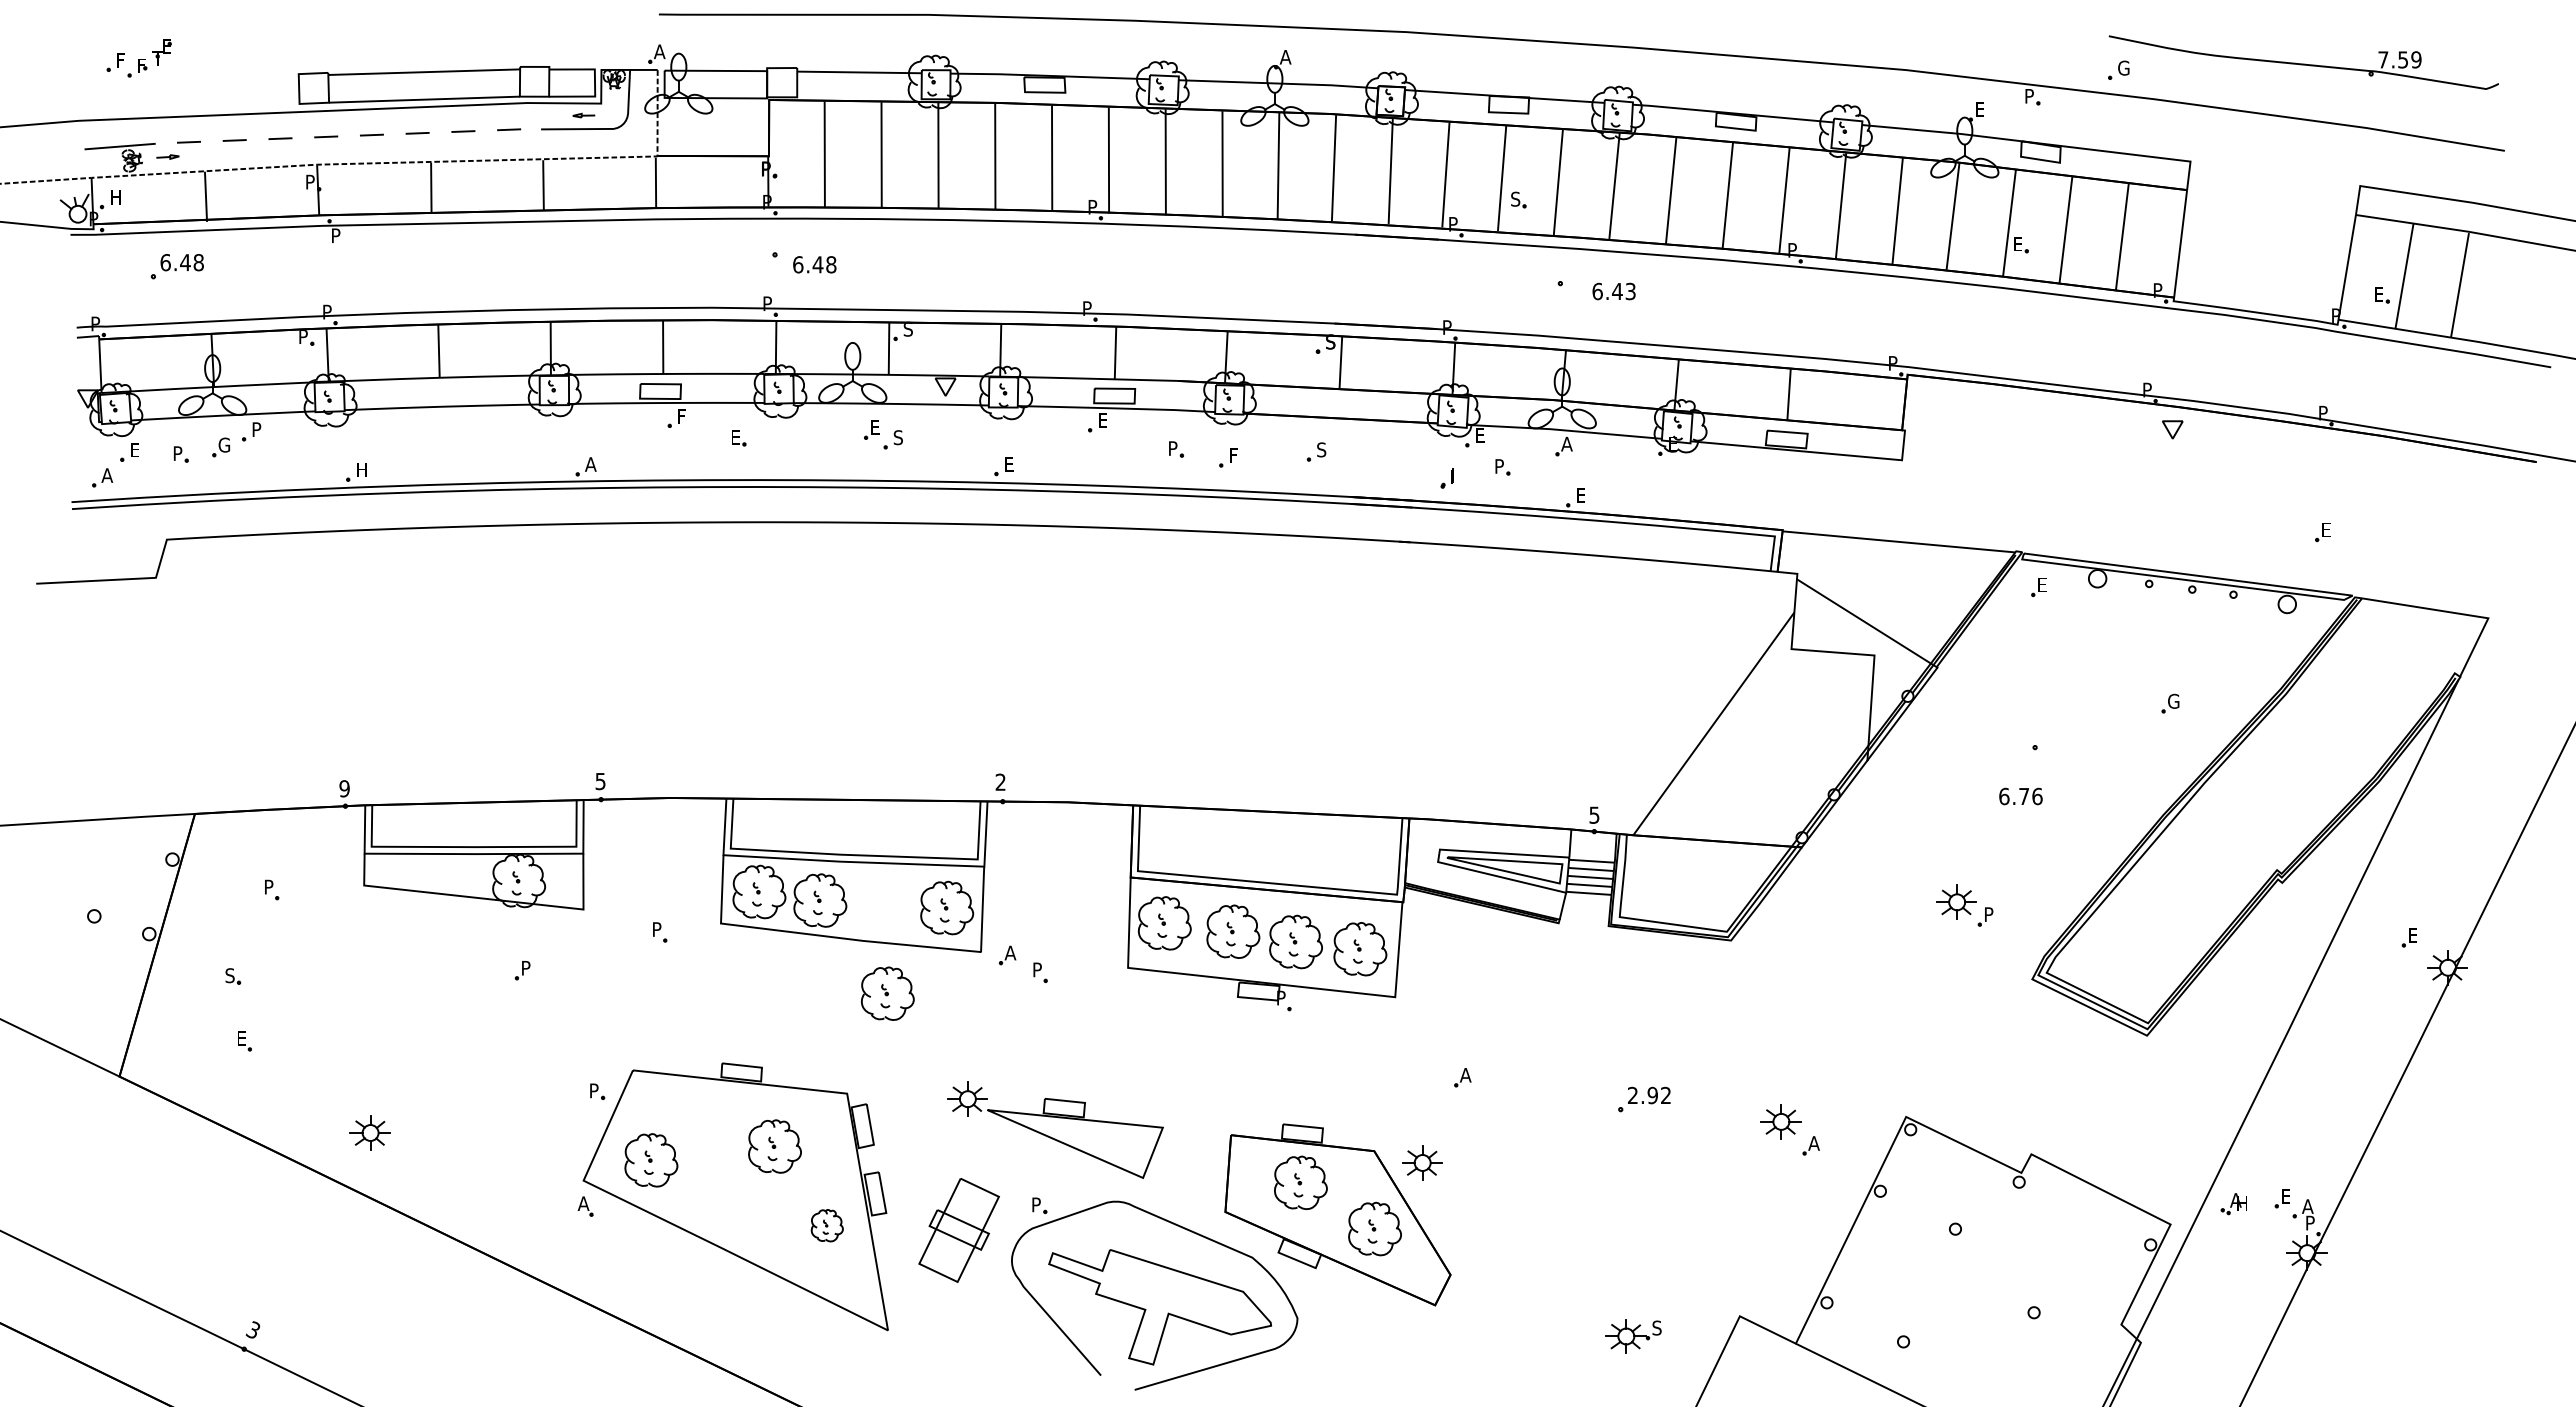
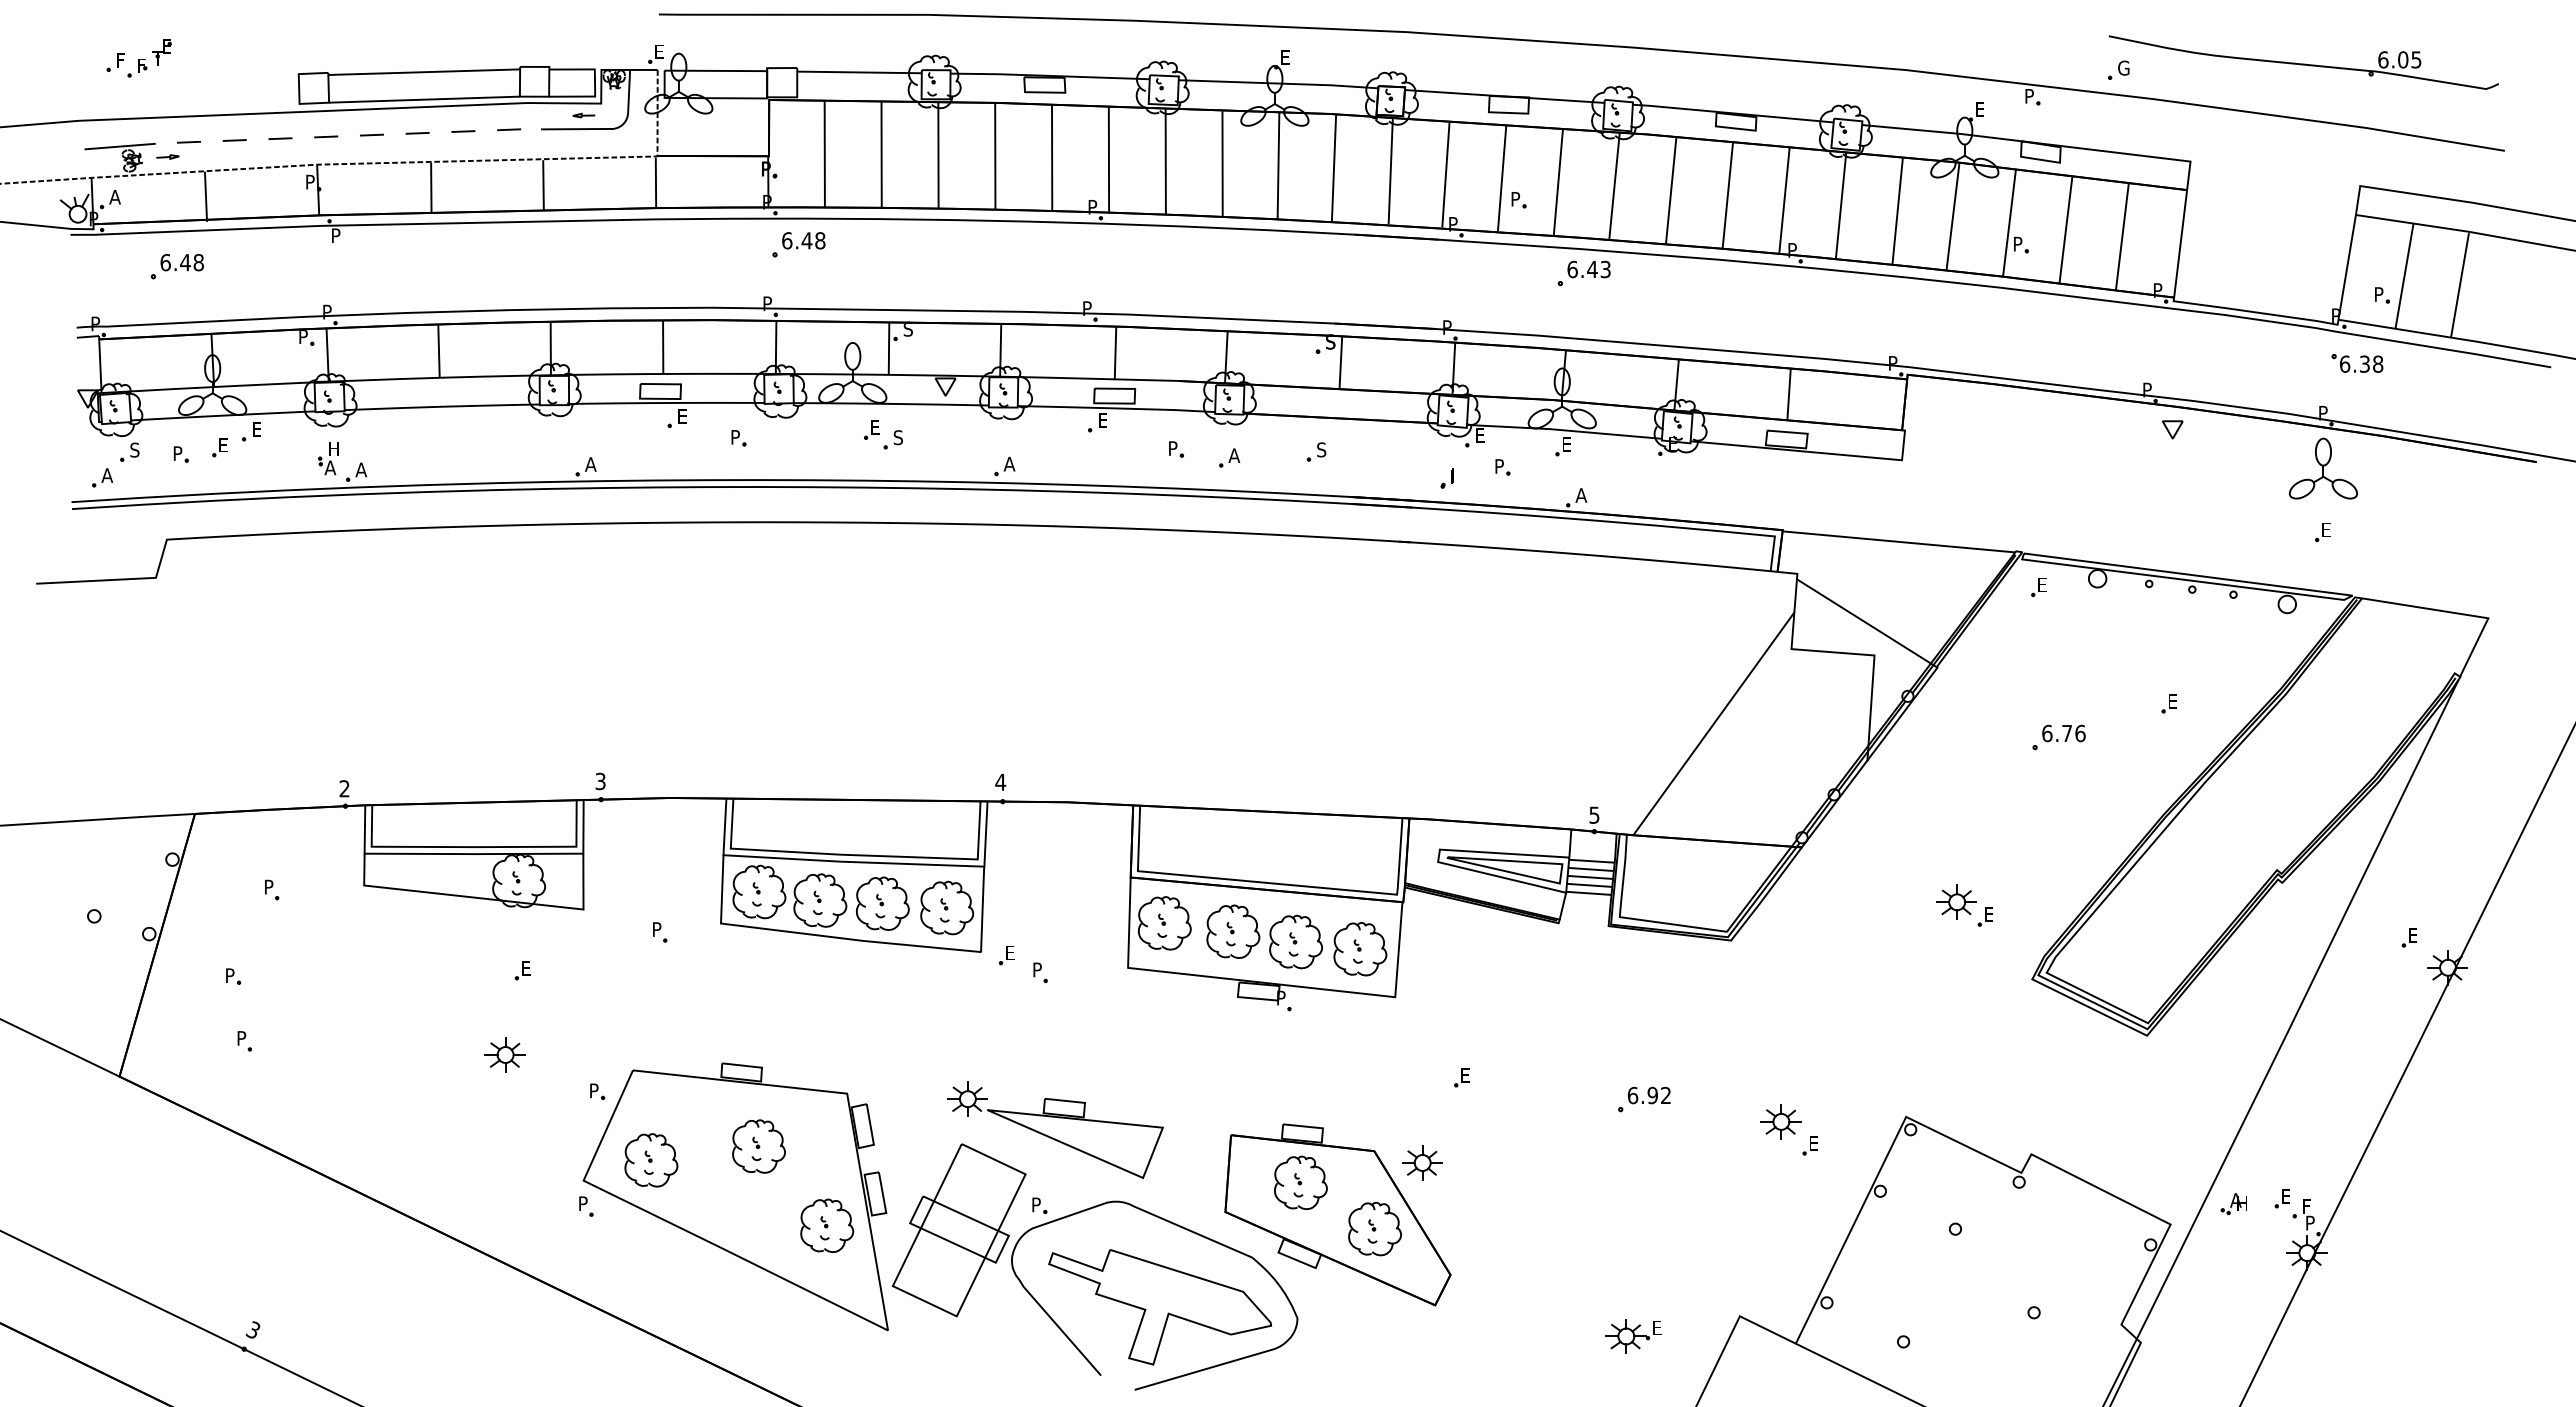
text: A -> E (659, 51)
text: A -> E (1285, 57)
text: 7.59 -> 6.05 (2399, 59)
text: H -> A (114, 197)
text: S -> P (1515, 198)
text: E -> P (2018, 243)
text position: (814, 264) -> (803, 240) (803, 240)
text position: (1613, 291) -> (1588, 269) (1588, 269)
text: E -> P (2379, 294)
part: none -> present (2357, 363)
text: F -> E (683, 416)
text: P -> E (256, 429)
text: E -> P (735, 437)
text: A -> E (1566, 443)
text: G -> E (224, 444)
text: E -> S (134, 449)
text: F -> A (1234, 455)
part: none -> present (328, 458)
text: E -> A (1009, 463)
part: none -> present (2322, 468)
text: H -> A (360, 469)
text: E -> A (1581, 495)
text: G -> E (2173, 700)
text: 5 -> 3 (600, 780)
text: 2 -> 4 (1000, 781)
text: 9 -> 2 (344, 788)
text position: (2020, 796) -> (2063, 733) (2063, 733)
text: P -> E (1989, 914)
text: A -> E (1010, 952)
text: P -> E (526, 968)
text: S -> P (229, 975)
part position: (887, 993) -> (882, 903) (882, 903)
text: E -> P (241, 1038)
text: A -> E (1465, 1075)
text: 2.92 -> 6.92 (1632, 1095)
part position: (369, 1132) -> (504, 1054) (504, 1054)
text: A -> E (1813, 1143)
part position: (774, 1146) -> (758, 1146) (758, 1146)
text: A -> P (583, 1203)
text: A -> F (2307, 1206)
part size: 34x34 px -> 55x55 px (827, 1225)
part size: 82x105 px -> 136x175 px (958, 1230)
text: S -> E (1656, 1327)
